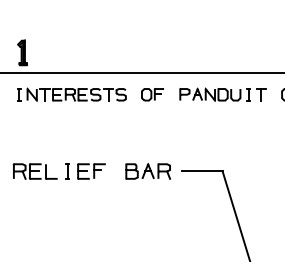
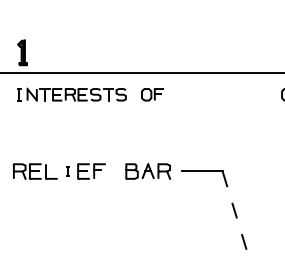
part: present -> none (222, 94)
part size: 5x17 px -> 4x11 px (67, 171)
line: solid -> dashed (236, 216)
